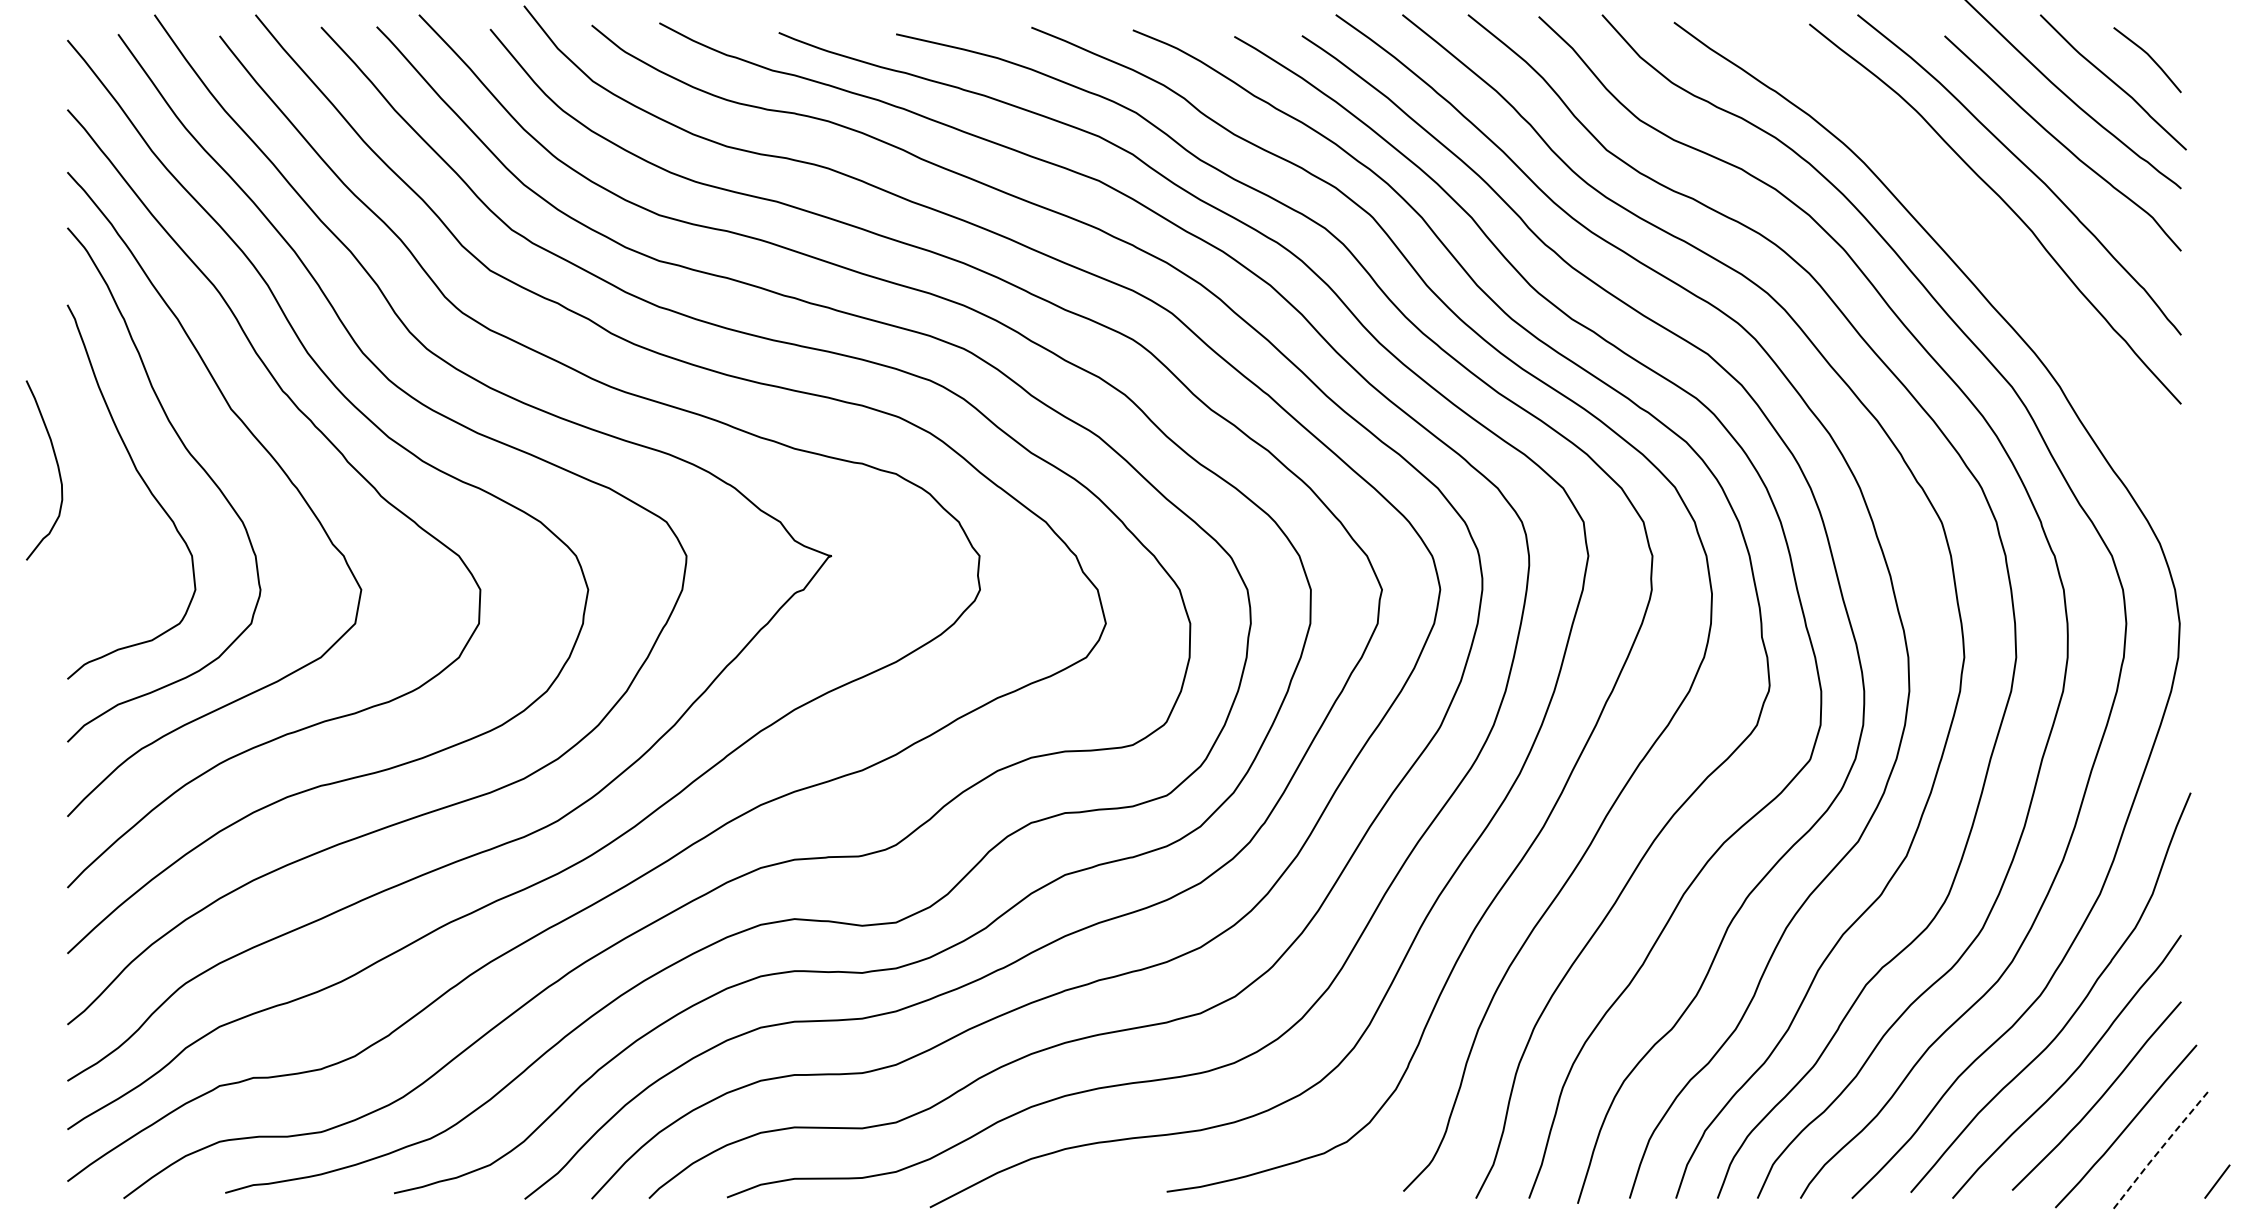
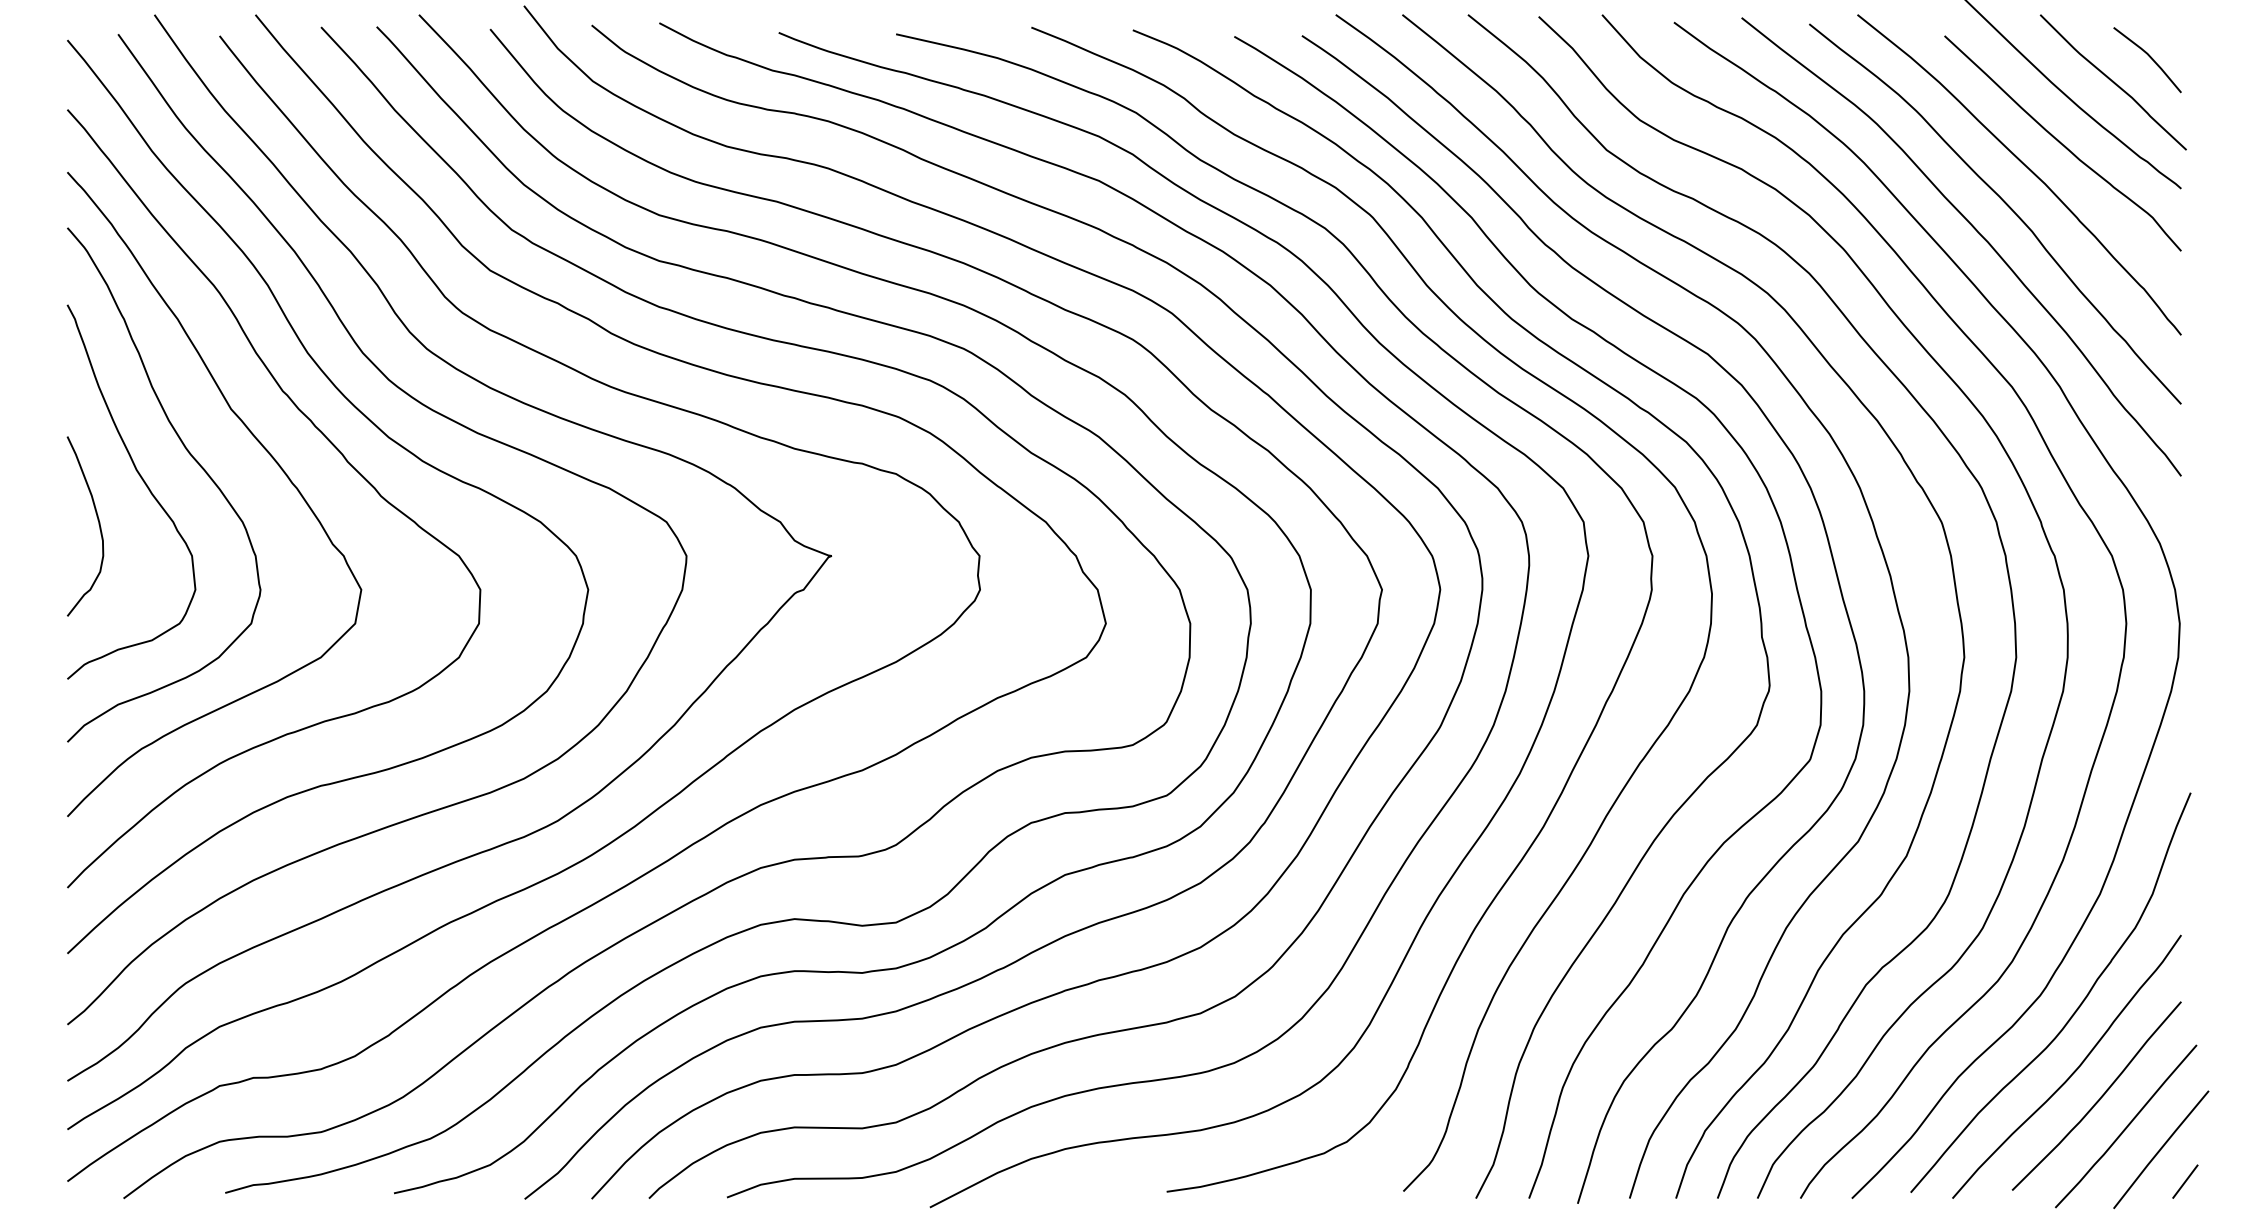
curve: none -> present (1976, 231)
curve position: (57, 468) -> (98, 524) (98, 524)
line: dashed -> solid (2161, 1148)
line position: (2217, 1181) -> (2185, 1181) (2185, 1181)
